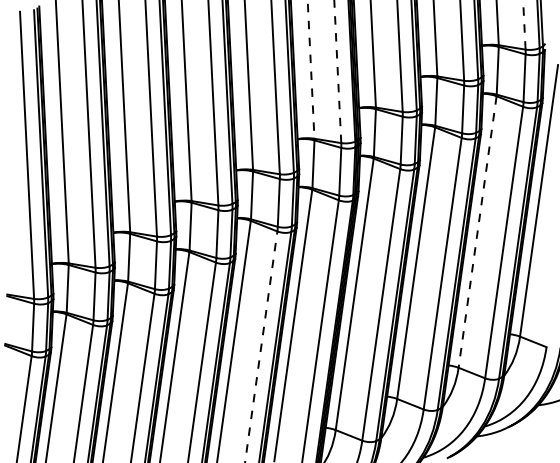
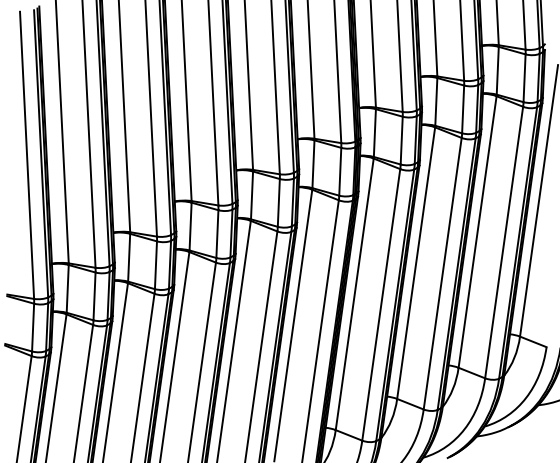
line: dashed -> solid (524, 24)
line: dashed -> solid (311, 69)
line: dashed -> solid (337, 71)
line: dashed -> solid (477, 232)
line: dashed -> solid (261, 346)
